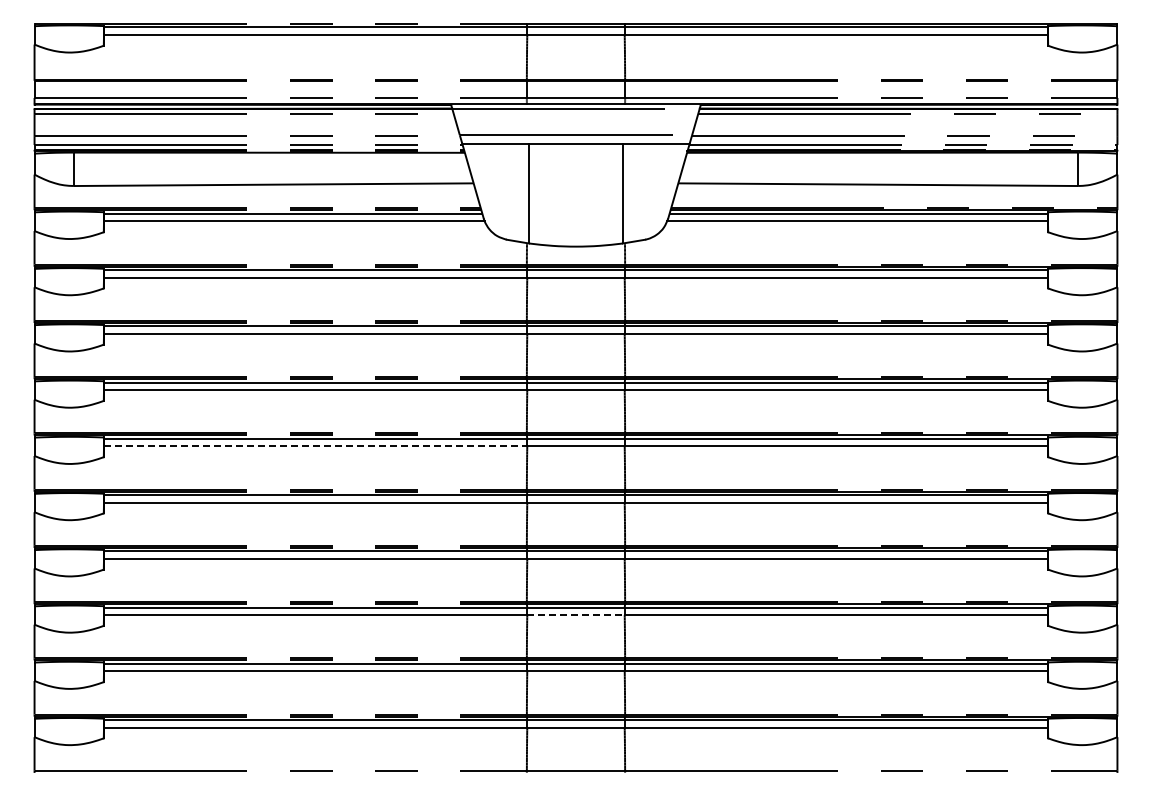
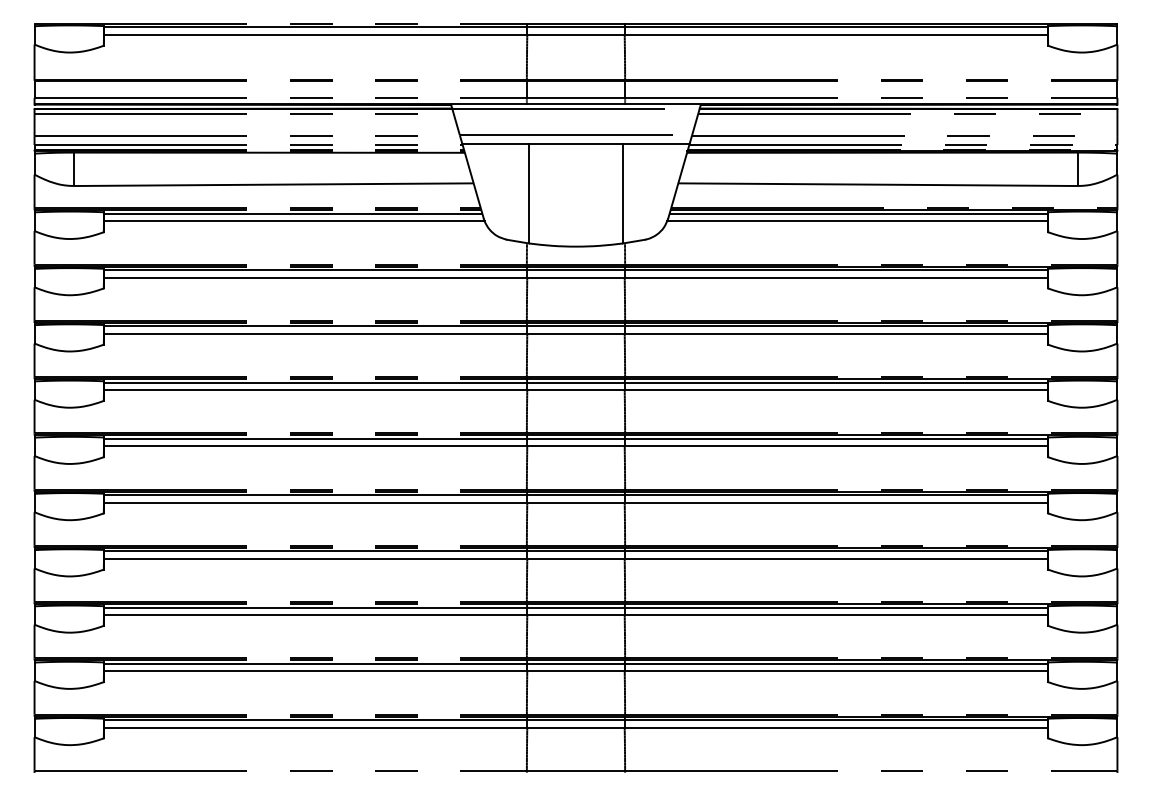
line: dashed -> solid (315, 446)
line: dashed -> solid (575, 615)
